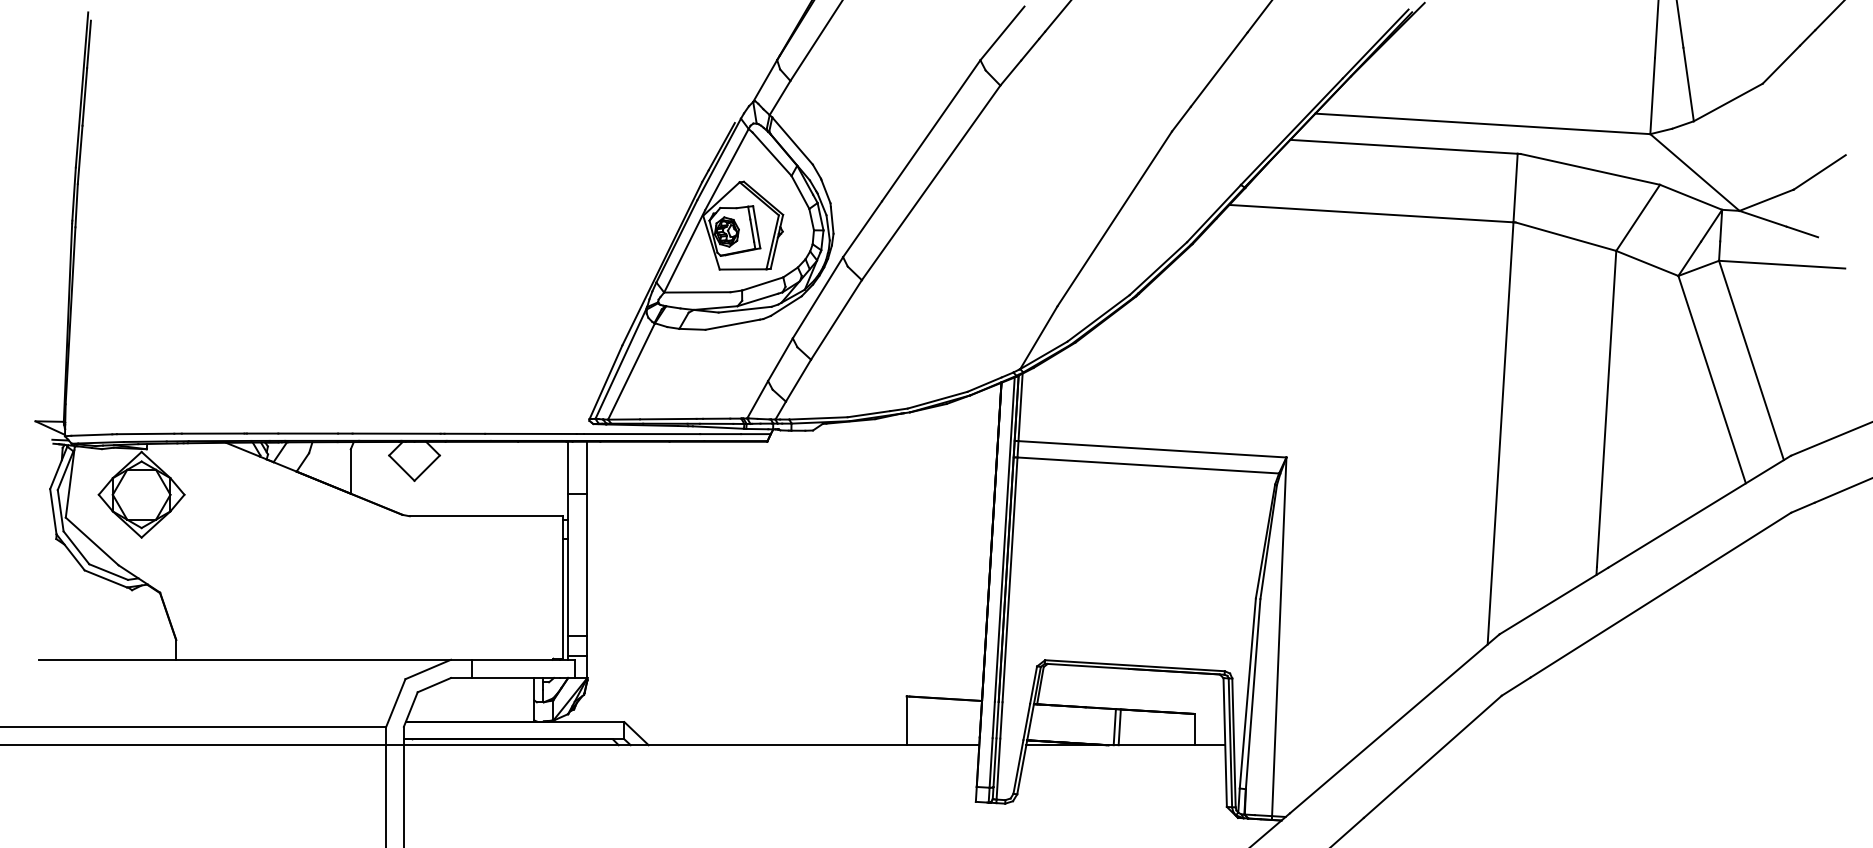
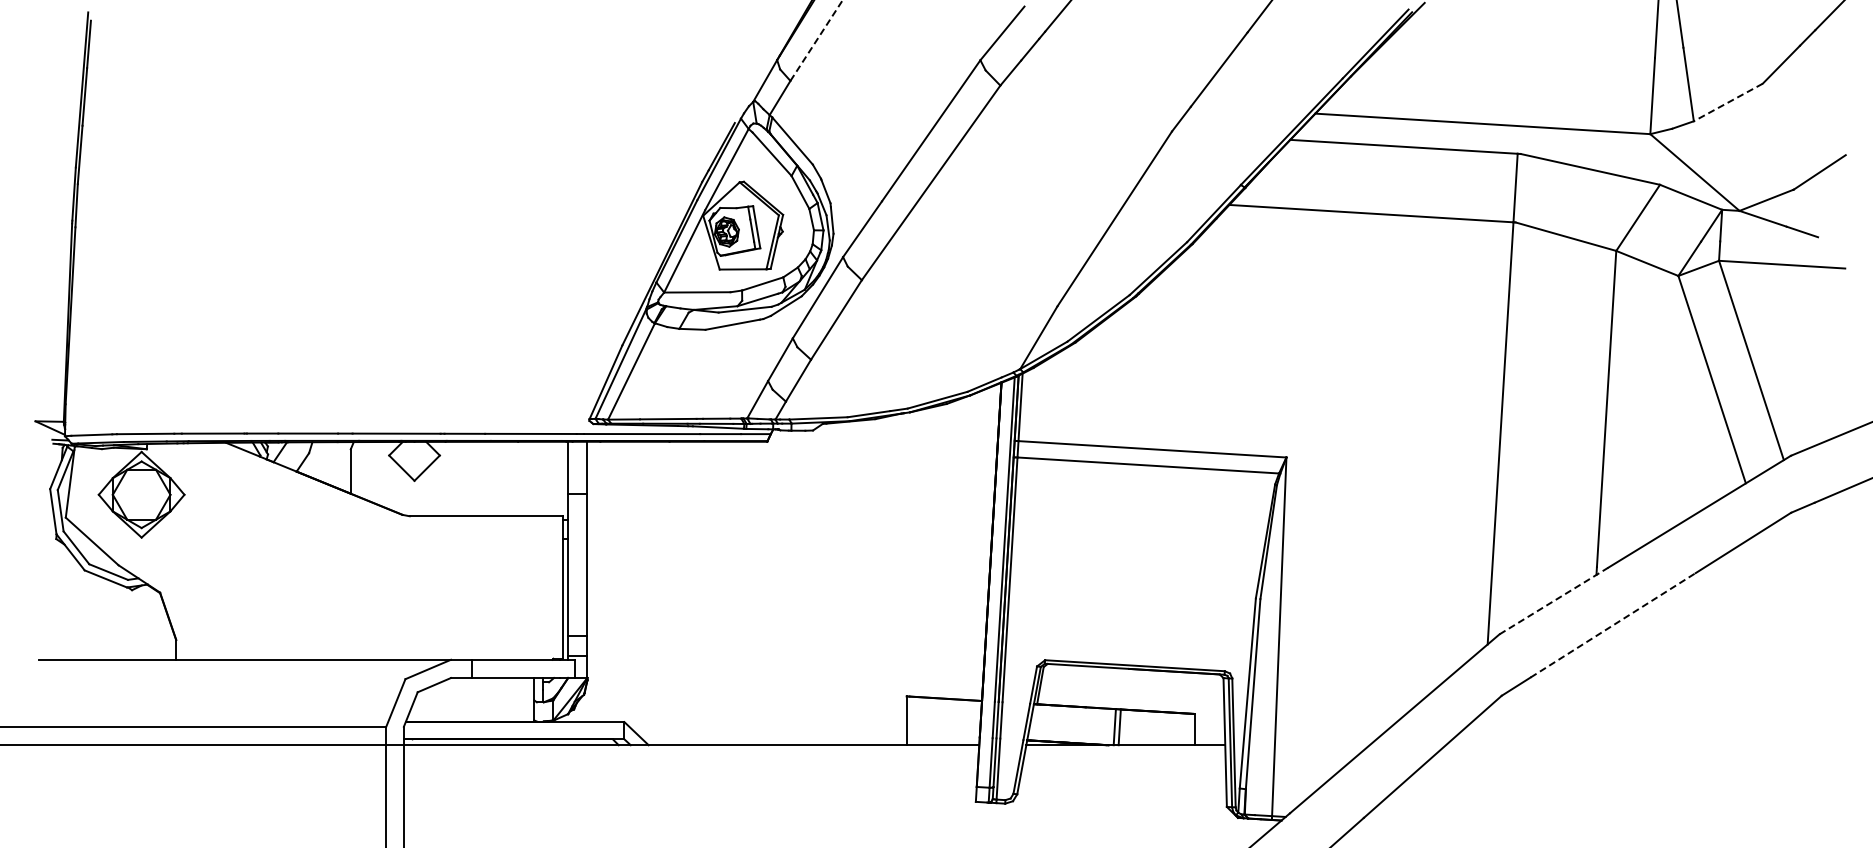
line: solid -> dashed (816, 40)
line: solid -> dashed (1727, 102)
line: solid -> dashed (1553, 601)
line: solid -> dashed (1613, 625)
